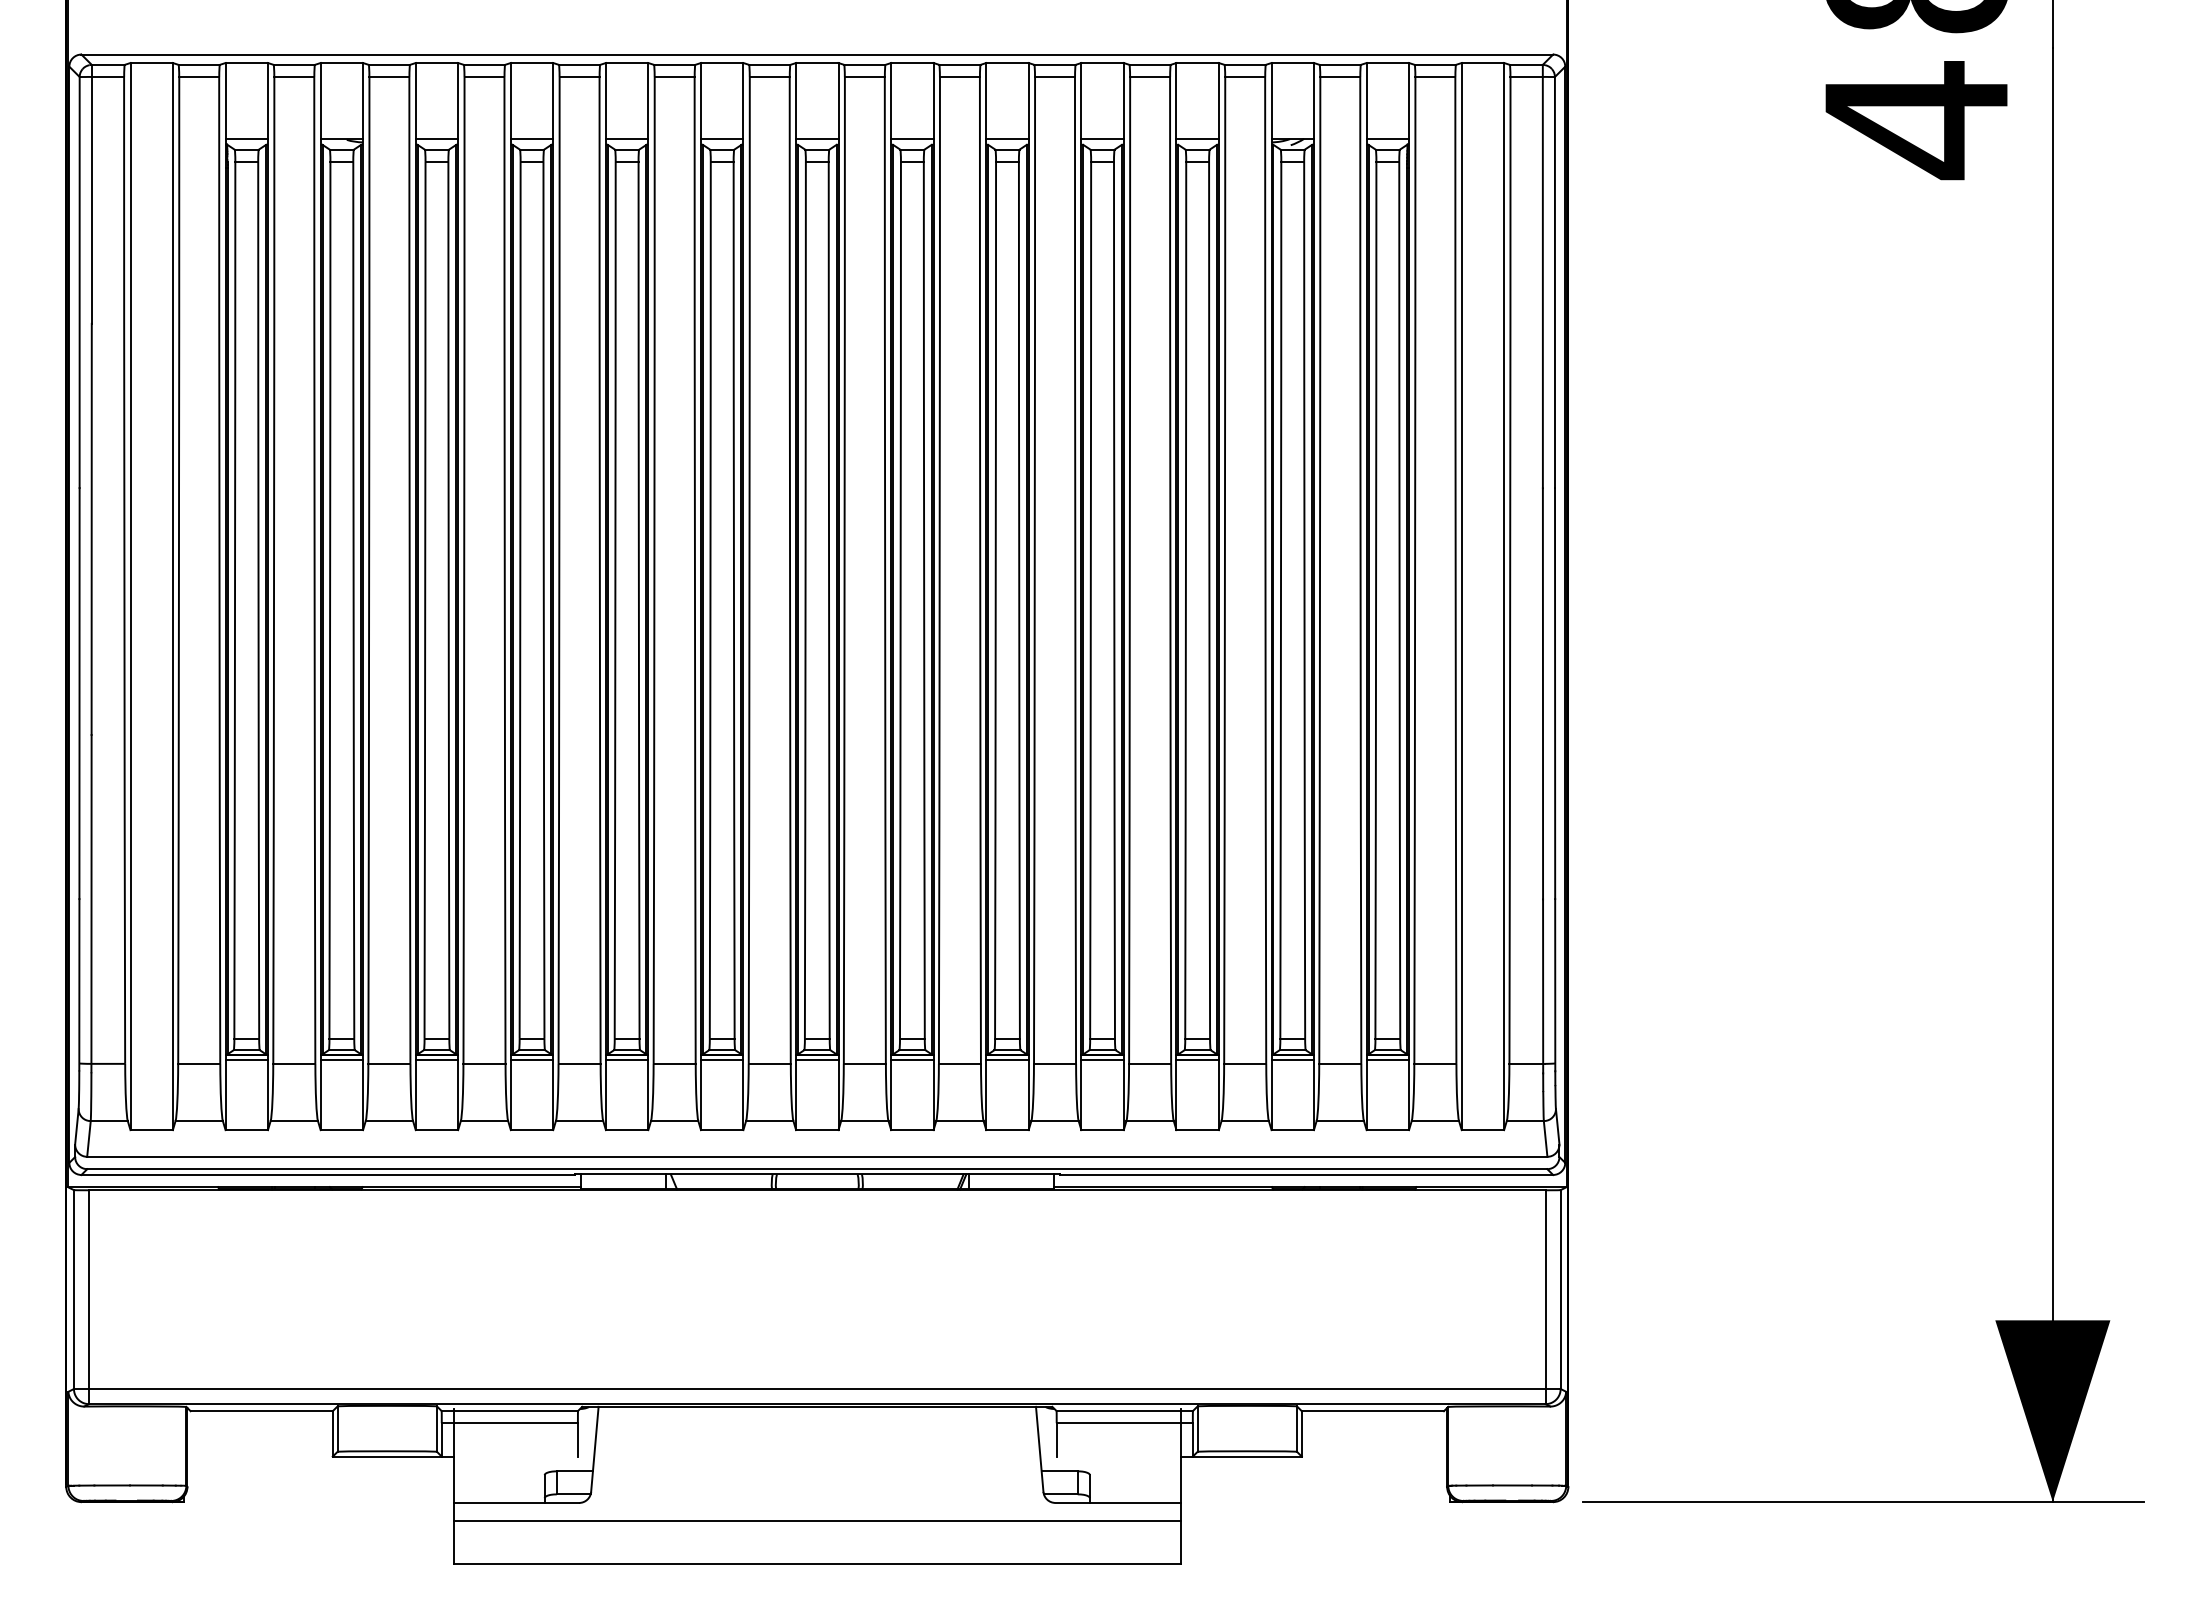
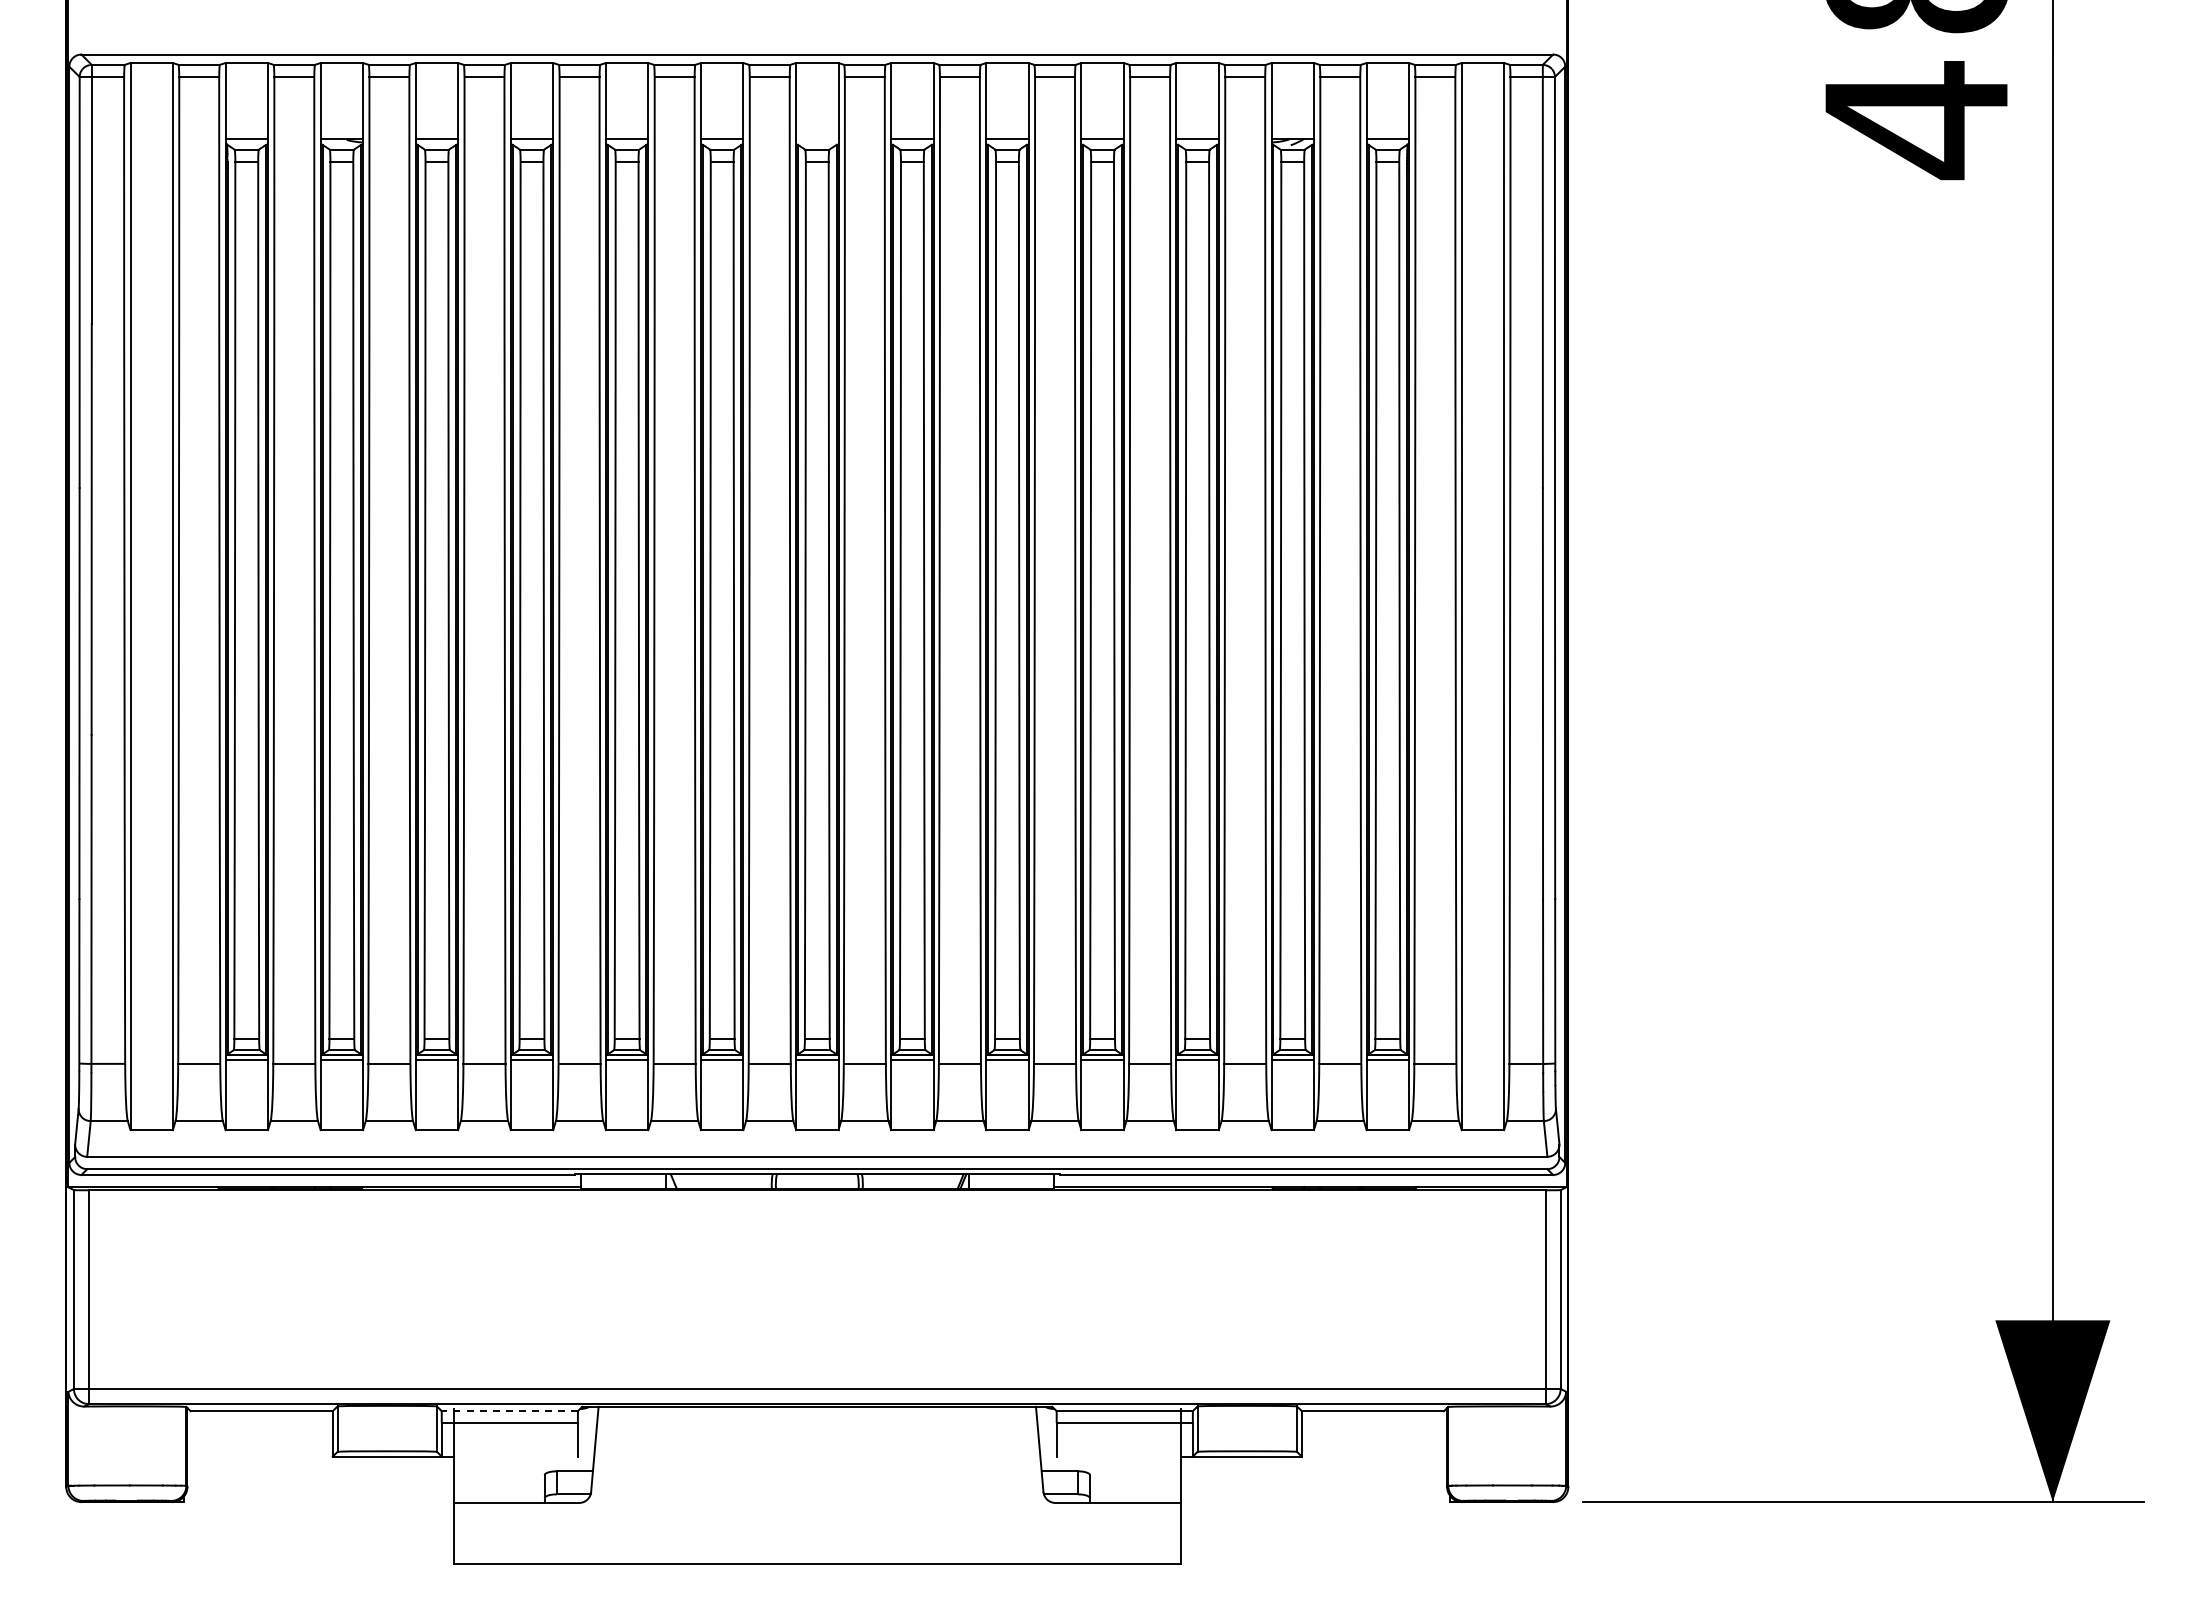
line: present -> none (817, 138)
line: solid -> dashed (509, 1411)
line: present -> none (816, 1521)
